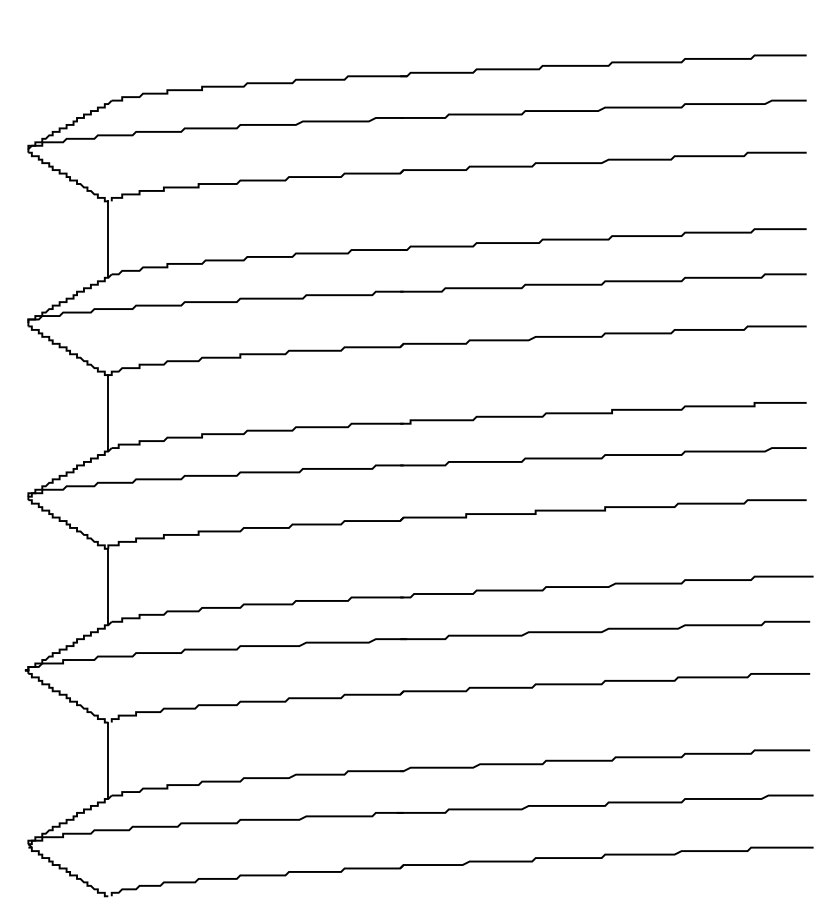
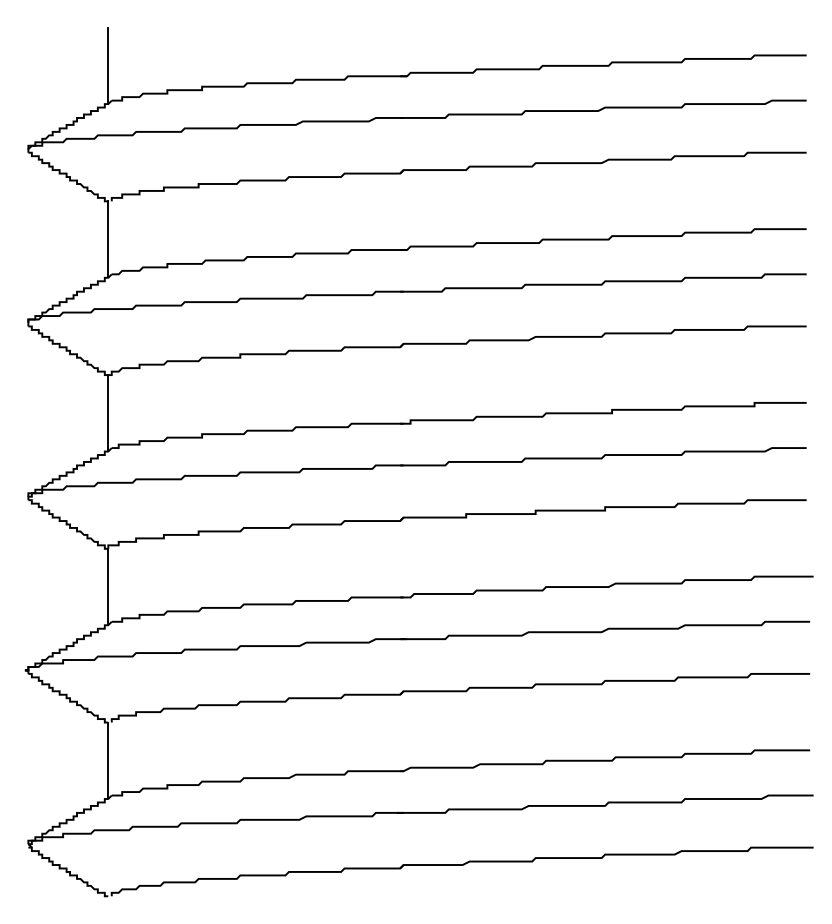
line: none -> present (108, 65)
